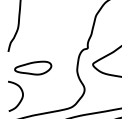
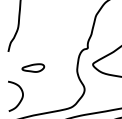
part size: 39x16 px -> 25x10 px (33, 67)
